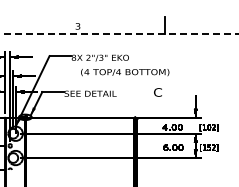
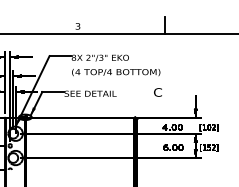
line: dashed -> solid (119, 34)
text position: (125, 72) -> (116, 72) (116, 72)
